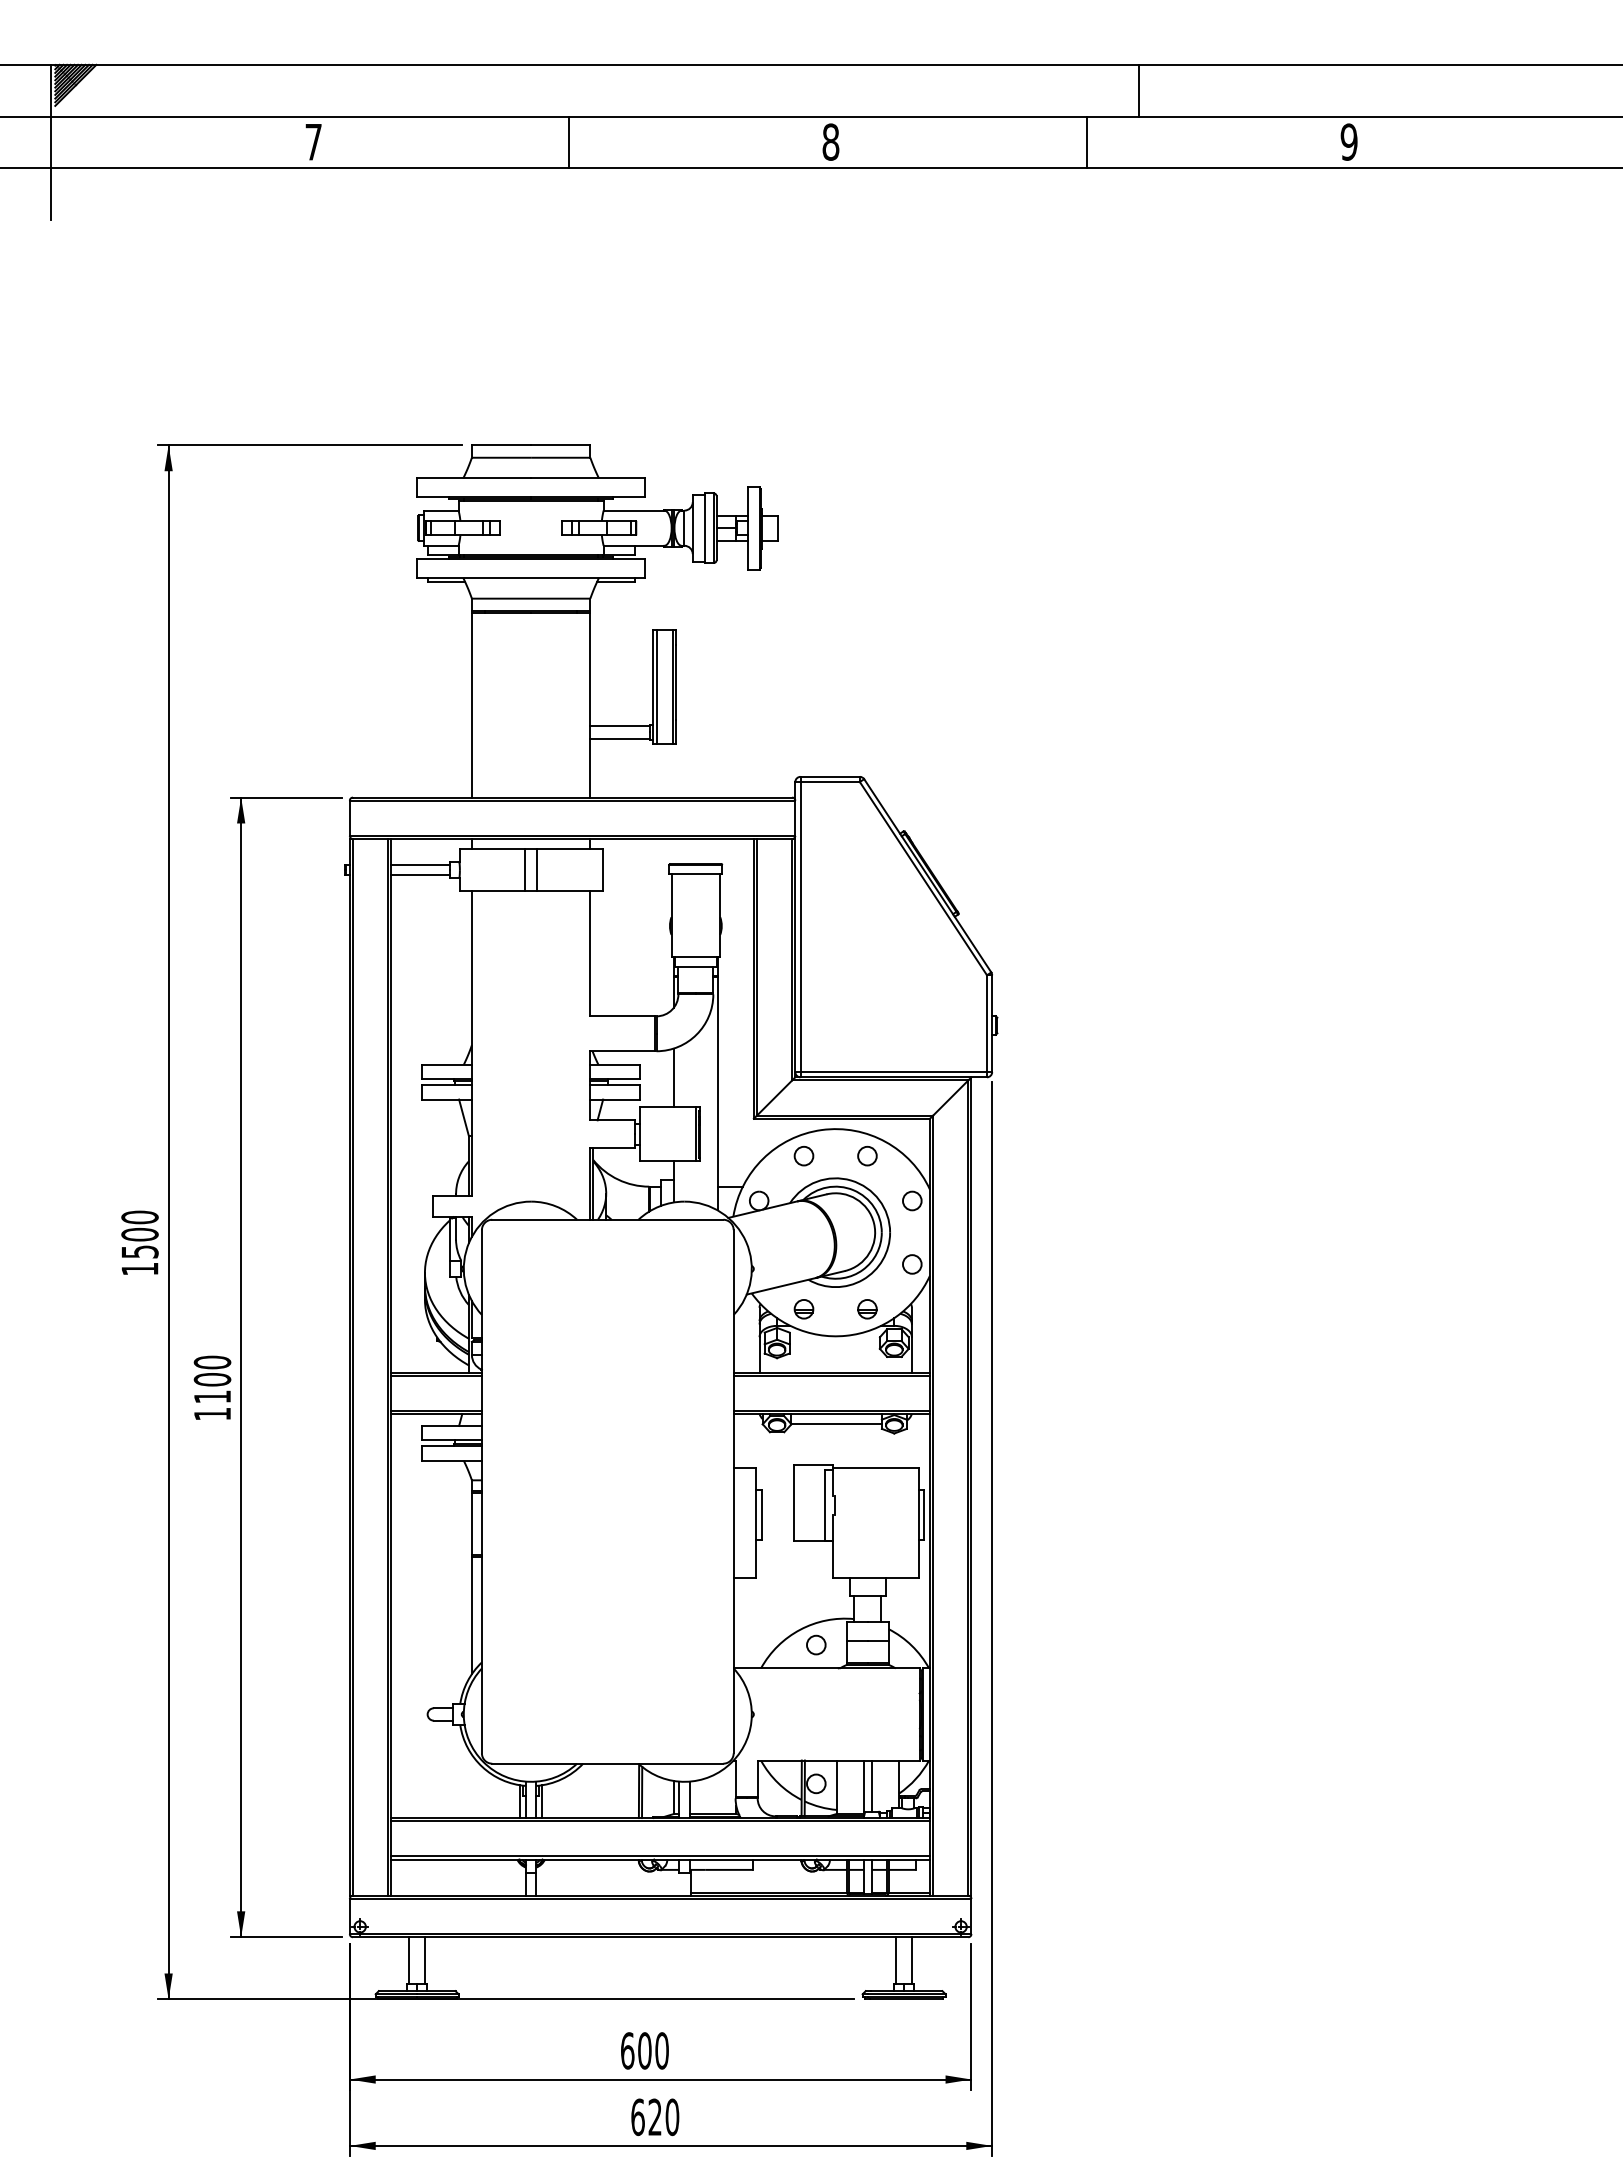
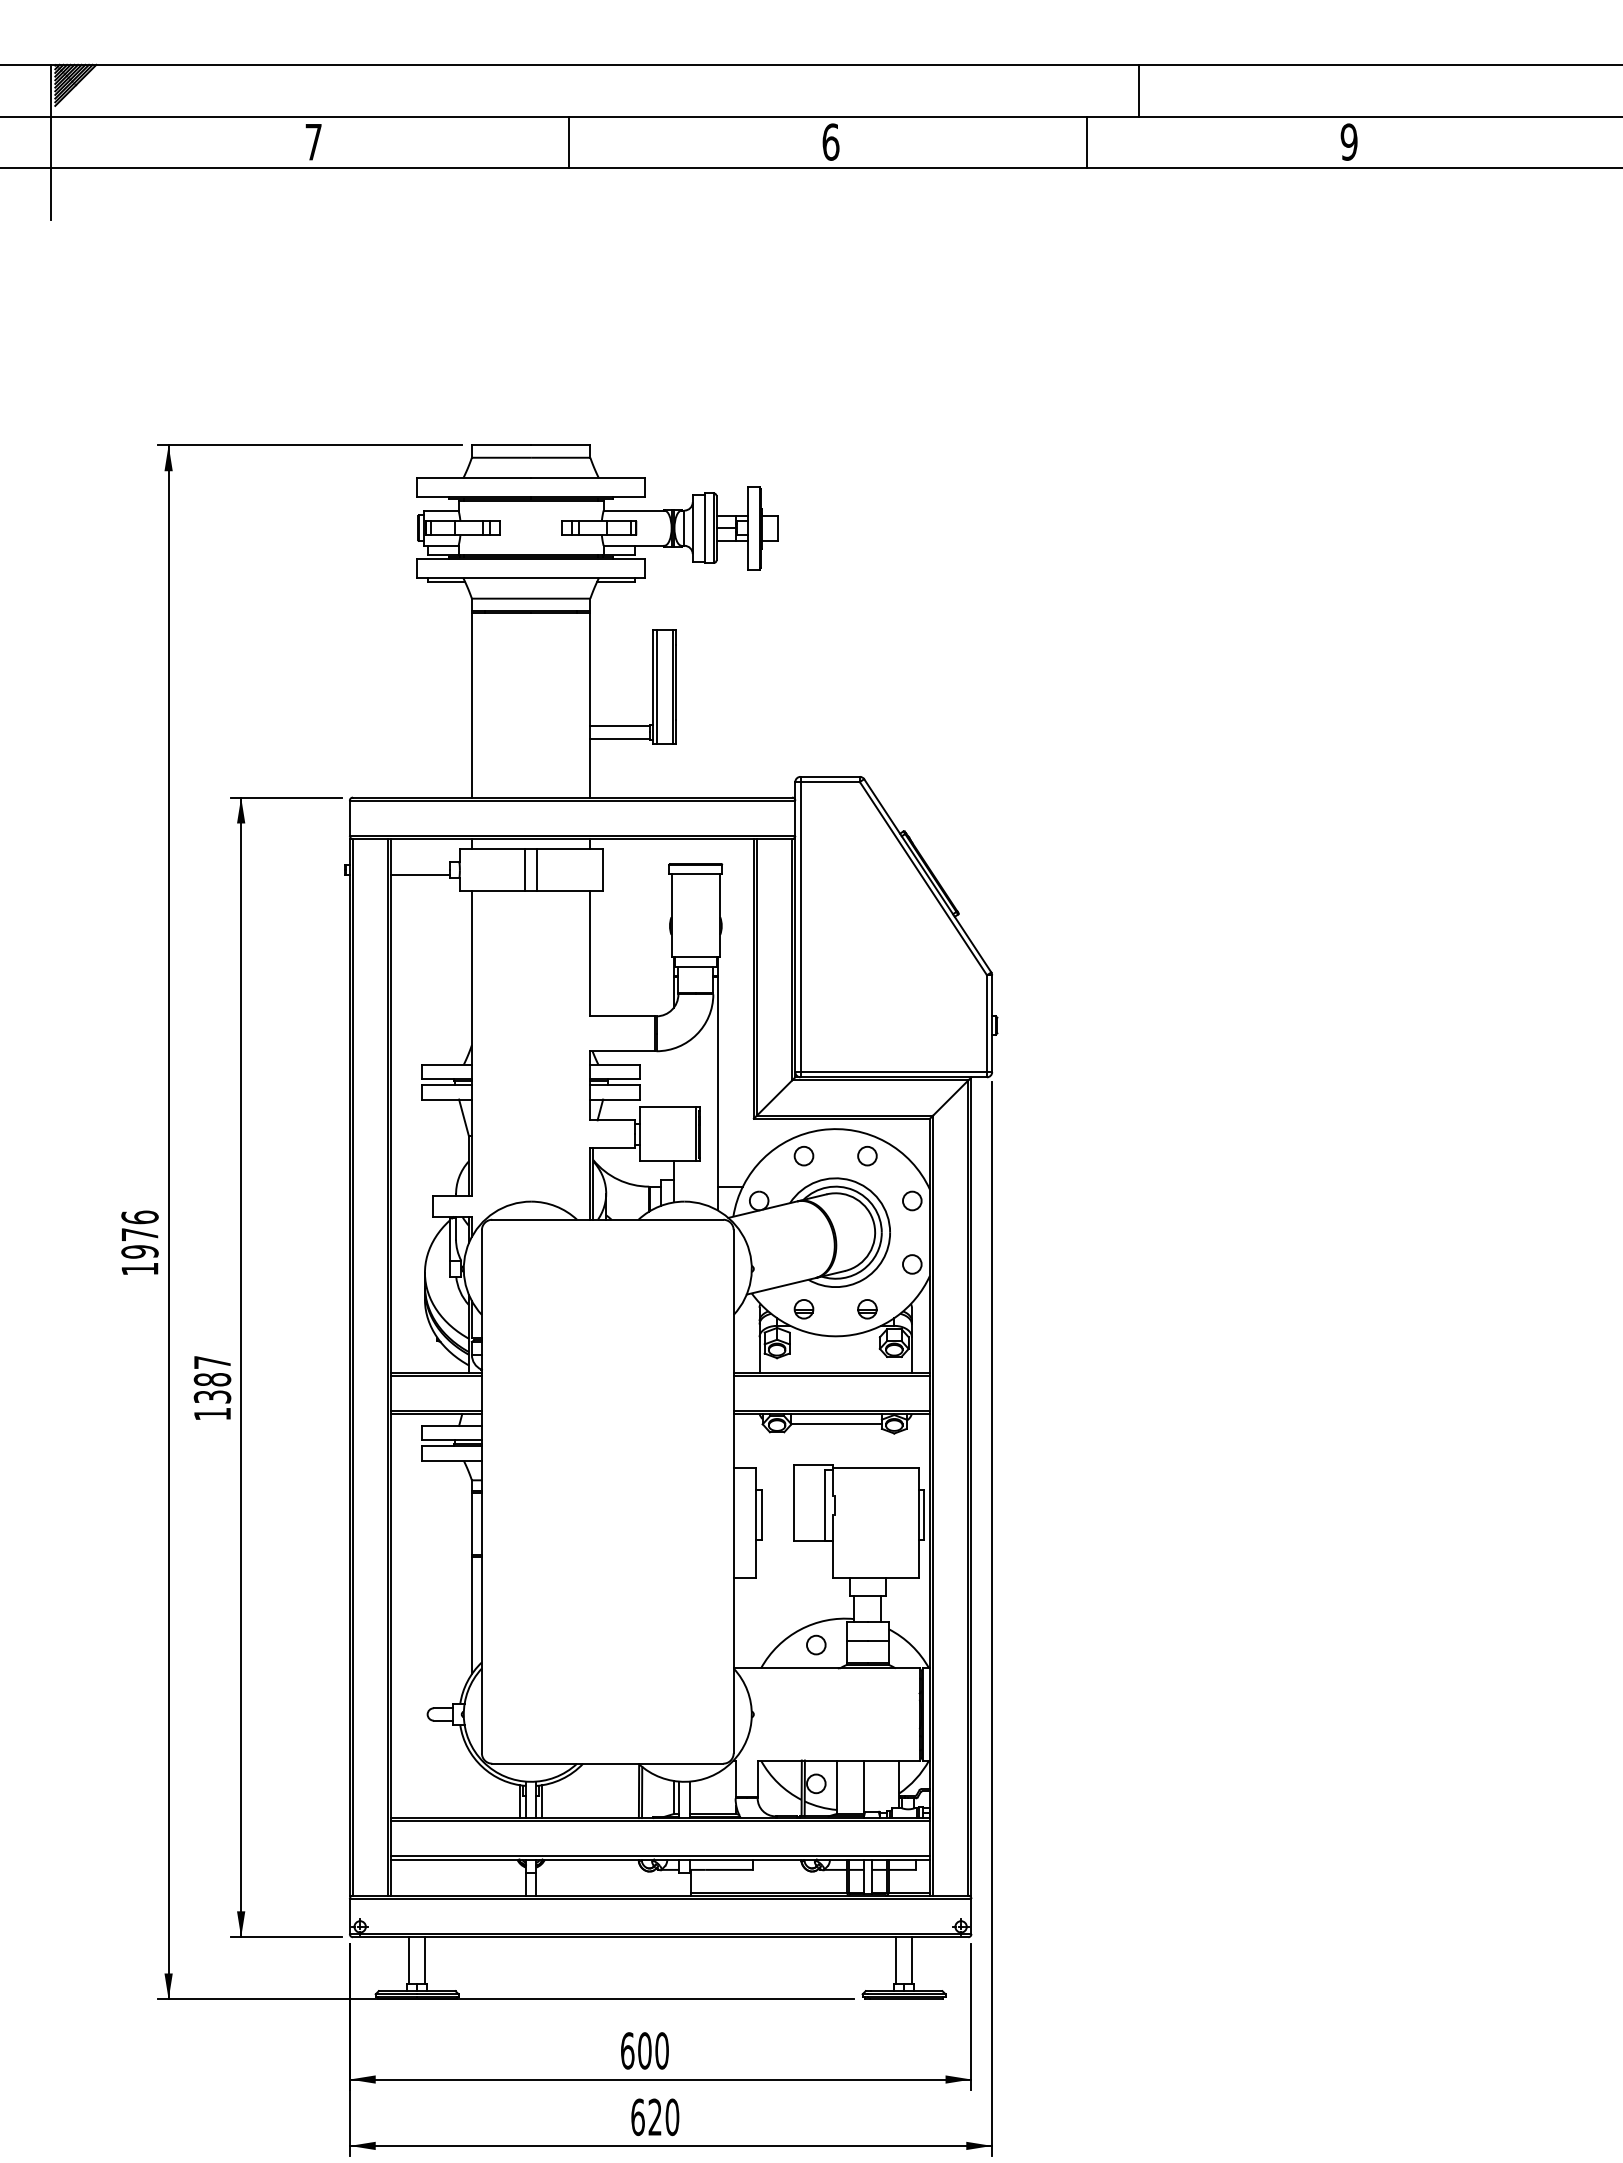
text: 8 -> 6 (830, 141)
line: present -> none (420, 864)
line: present -> none (673, 1077)
text: 1500 -> 1976 (139, 1234)
text: 1100 -> 1387 (212, 1379)
line: present -> none (872, 1785)
